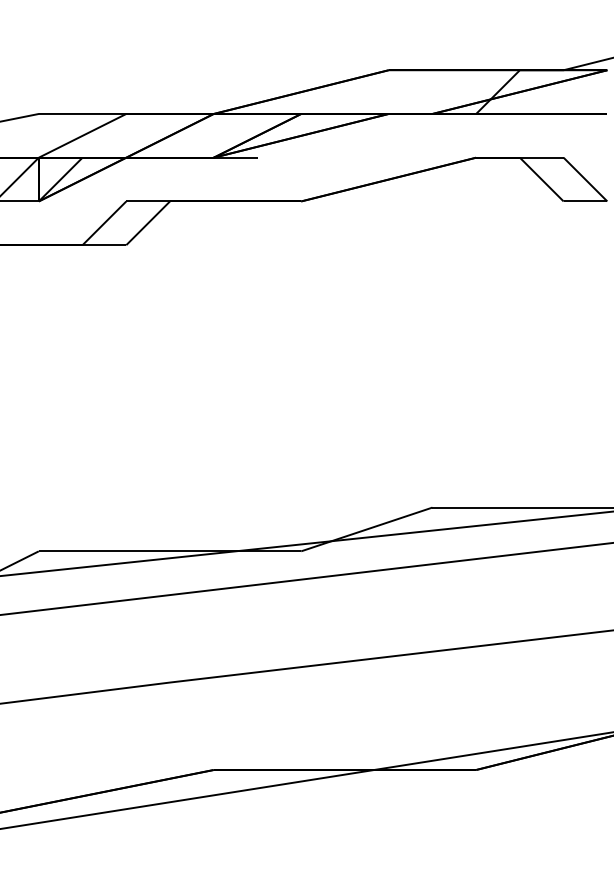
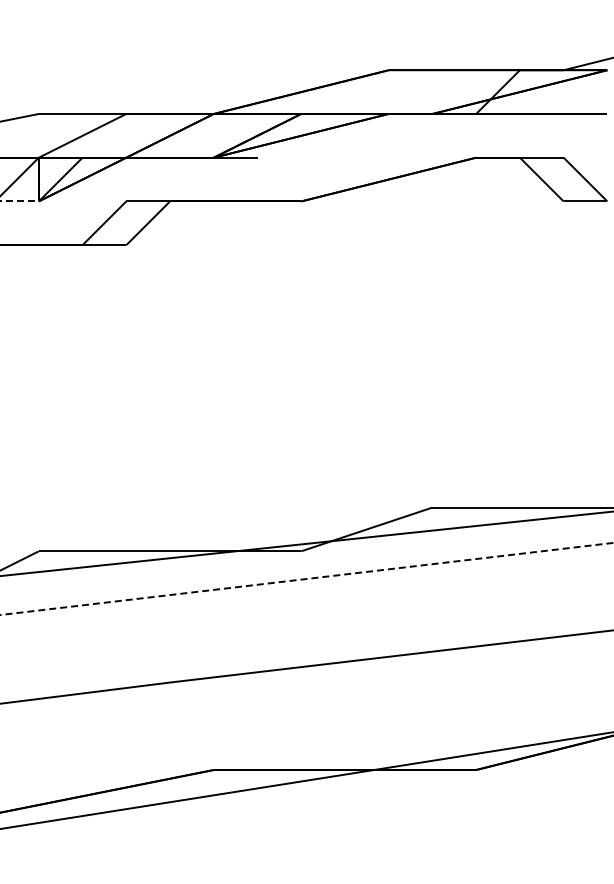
line: solid -> dashed (19, 201)
line: solid -> dashed (307, 578)
